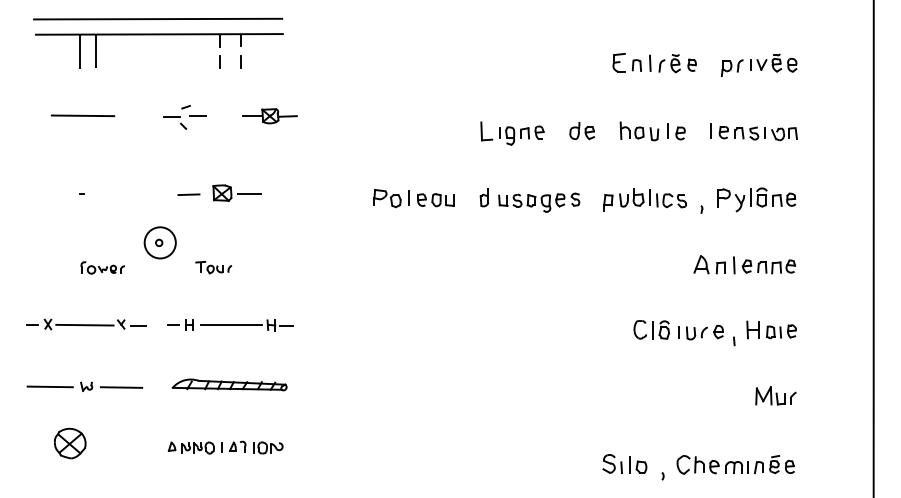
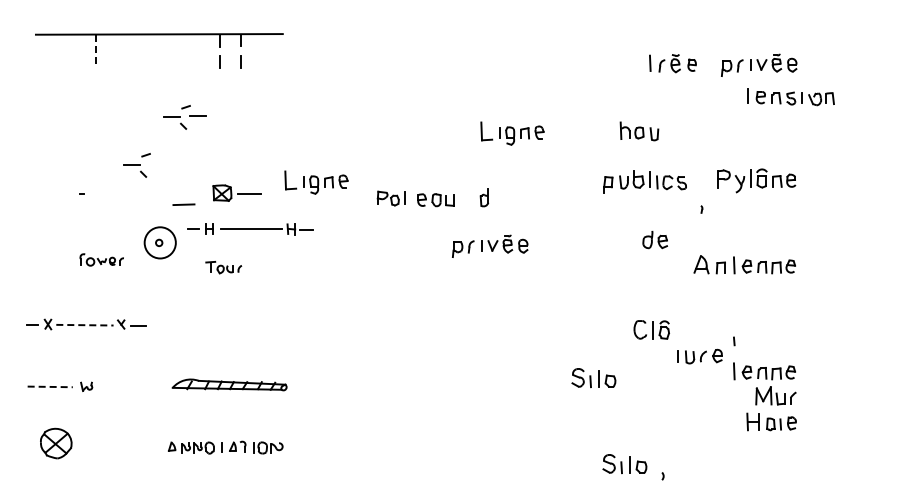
line: present -> none (158, 18)
line: solid -> dashed (96, 50)
line: present -> none (79, 51)
part: present -> none (626, 62)
line: present -> none (82, 115)
part: present -> none (269, 116)
part position: (581, 130) -> (654, 239) (654, 239)
part: present -> none (676, 131)
part position: (753, 132) -> (790, 97) (790, 97)
part: none -> present (136, 165)
part: none -> present (316, 182)
line position: (188, 194) -> (183, 204) (183, 204)
part size: 37x20 px -> 30x17 px (390, 198)
part position: (644, 199) -> (644, 181) (644, 181)
part position: (756, 199) -> (756, 180) (756, 180)
part: present -> none (539, 202)
part: none -> present (490, 245)
line: present -> none (873, 248)
part position: (102, 267) -> (101, 259) (101, 259)
part position: (213, 267) -> (223, 267) (223, 267)
line: solid -> dashed (84, 325)
part position: (230, 325) -> (250, 229) (250, 229)
part position: (771, 329) -> (771, 421) (771, 421)
part position: (700, 332) -> (699, 356) (699, 356)
part: none -> present (764, 371)
part: none -> present (593, 378)
line: solid -> dashed (50, 386)
line: present -> none (121, 387)
part position: (70, 443) -> (56, 443) (56, 443)
part: present -> none (735, 464)
